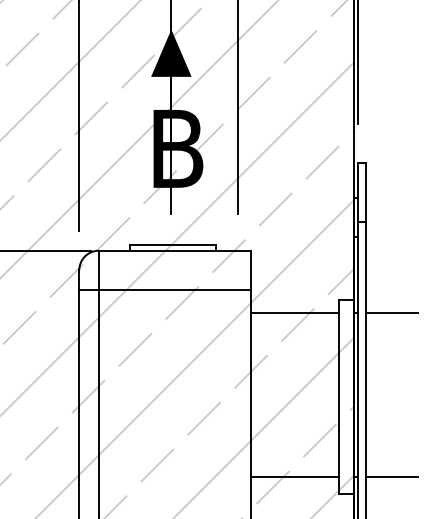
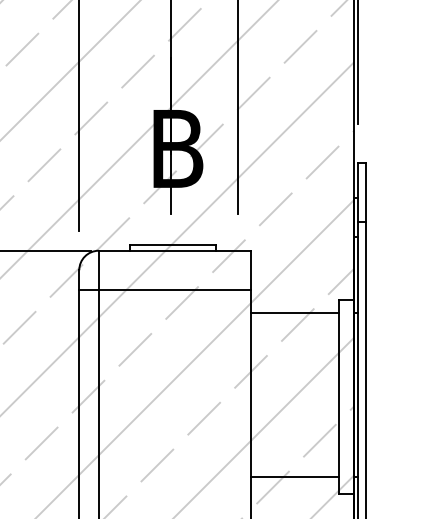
fill: present -> none (171, 52)
line: present -> none (391, 313)
line: present -> none (391, 476)
